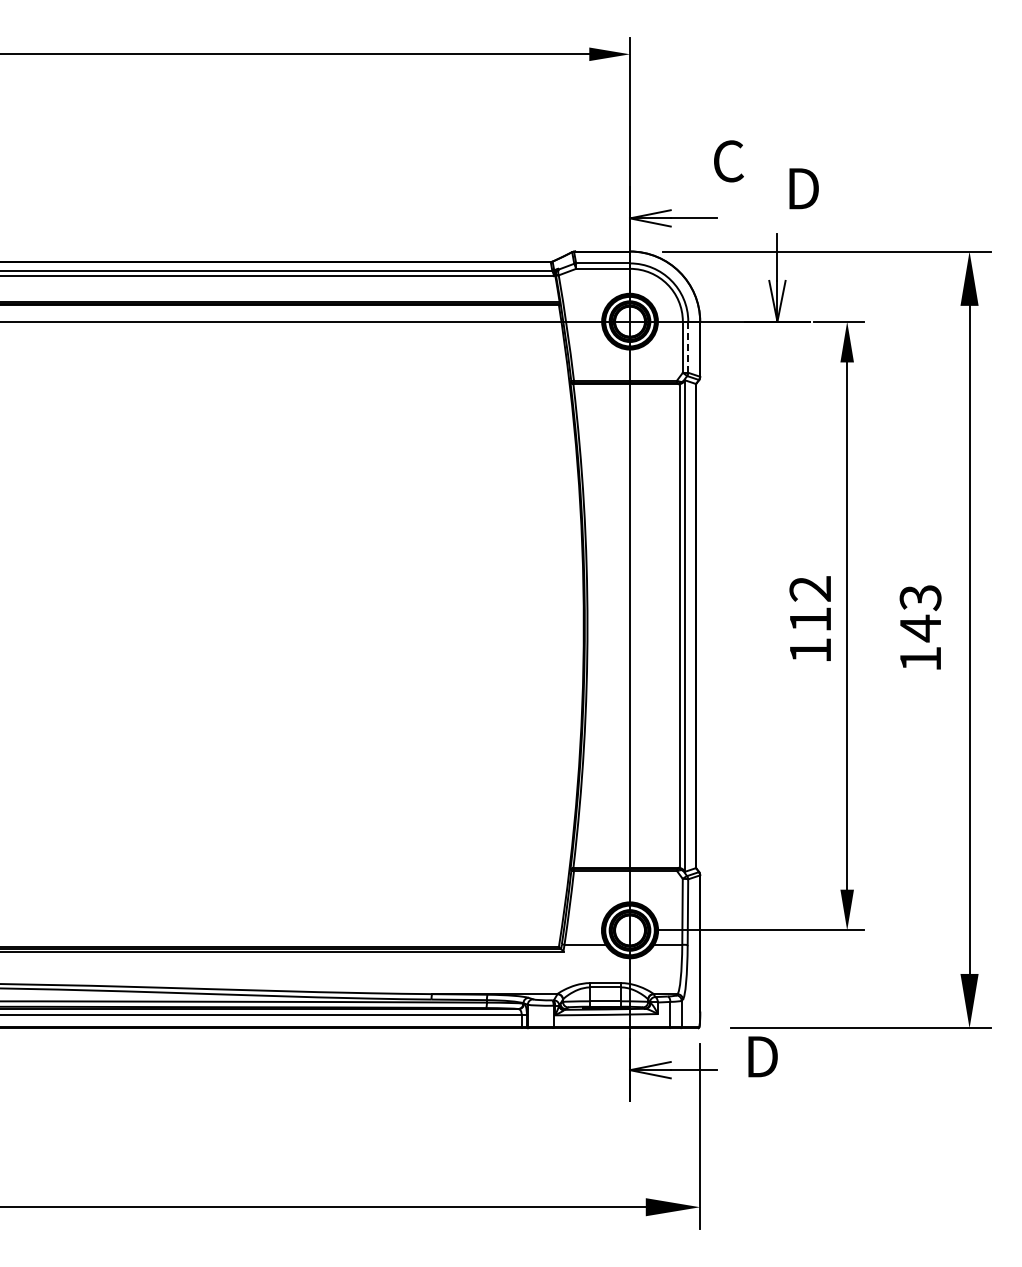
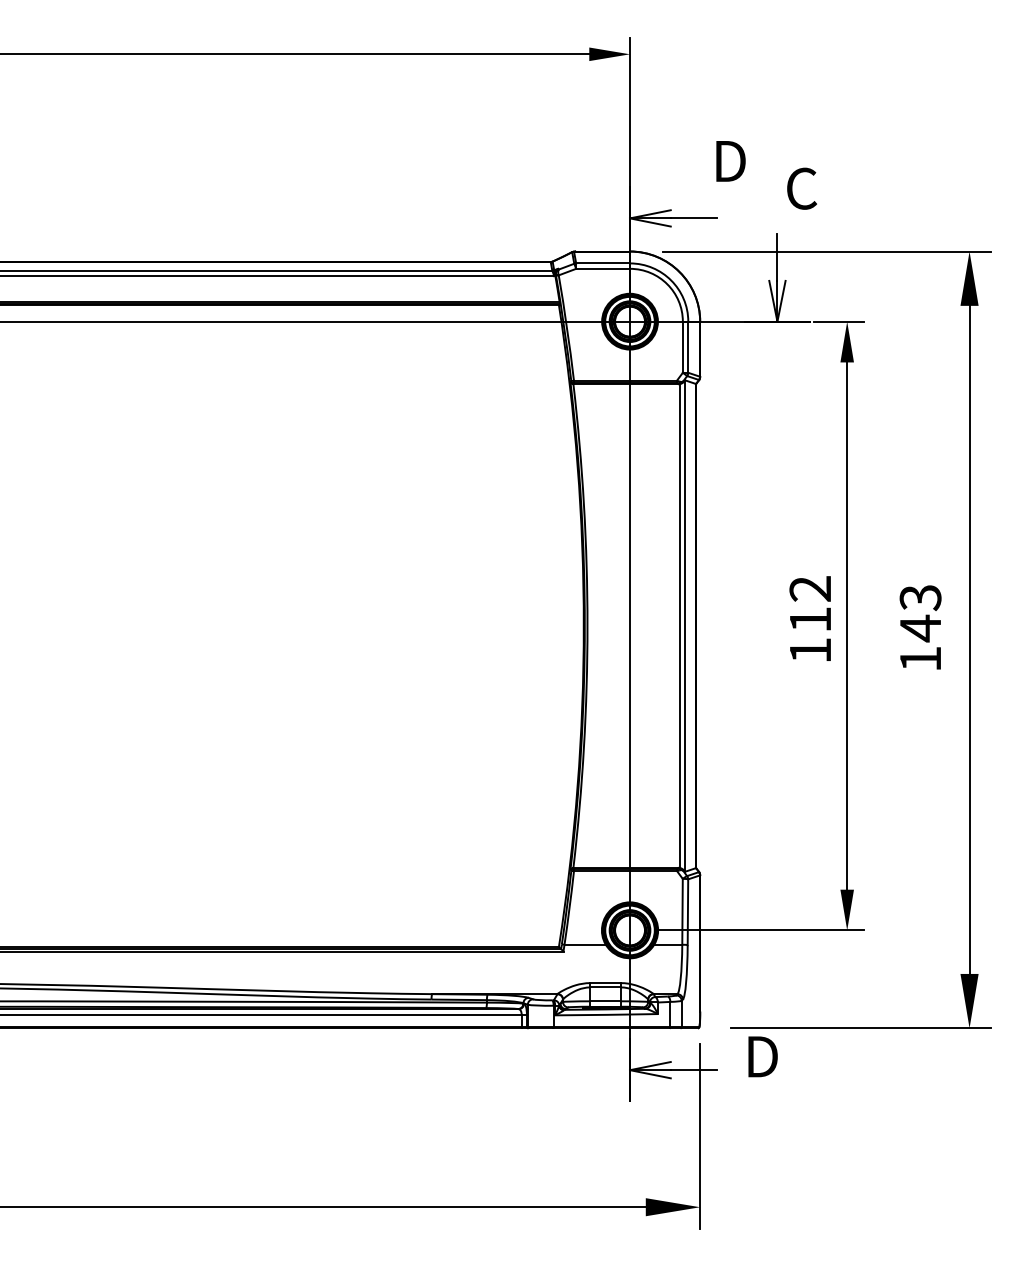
text: C -> D (729, 161)
text: D -> C (802, 188)
line: dashed -> solid (688, 347)
